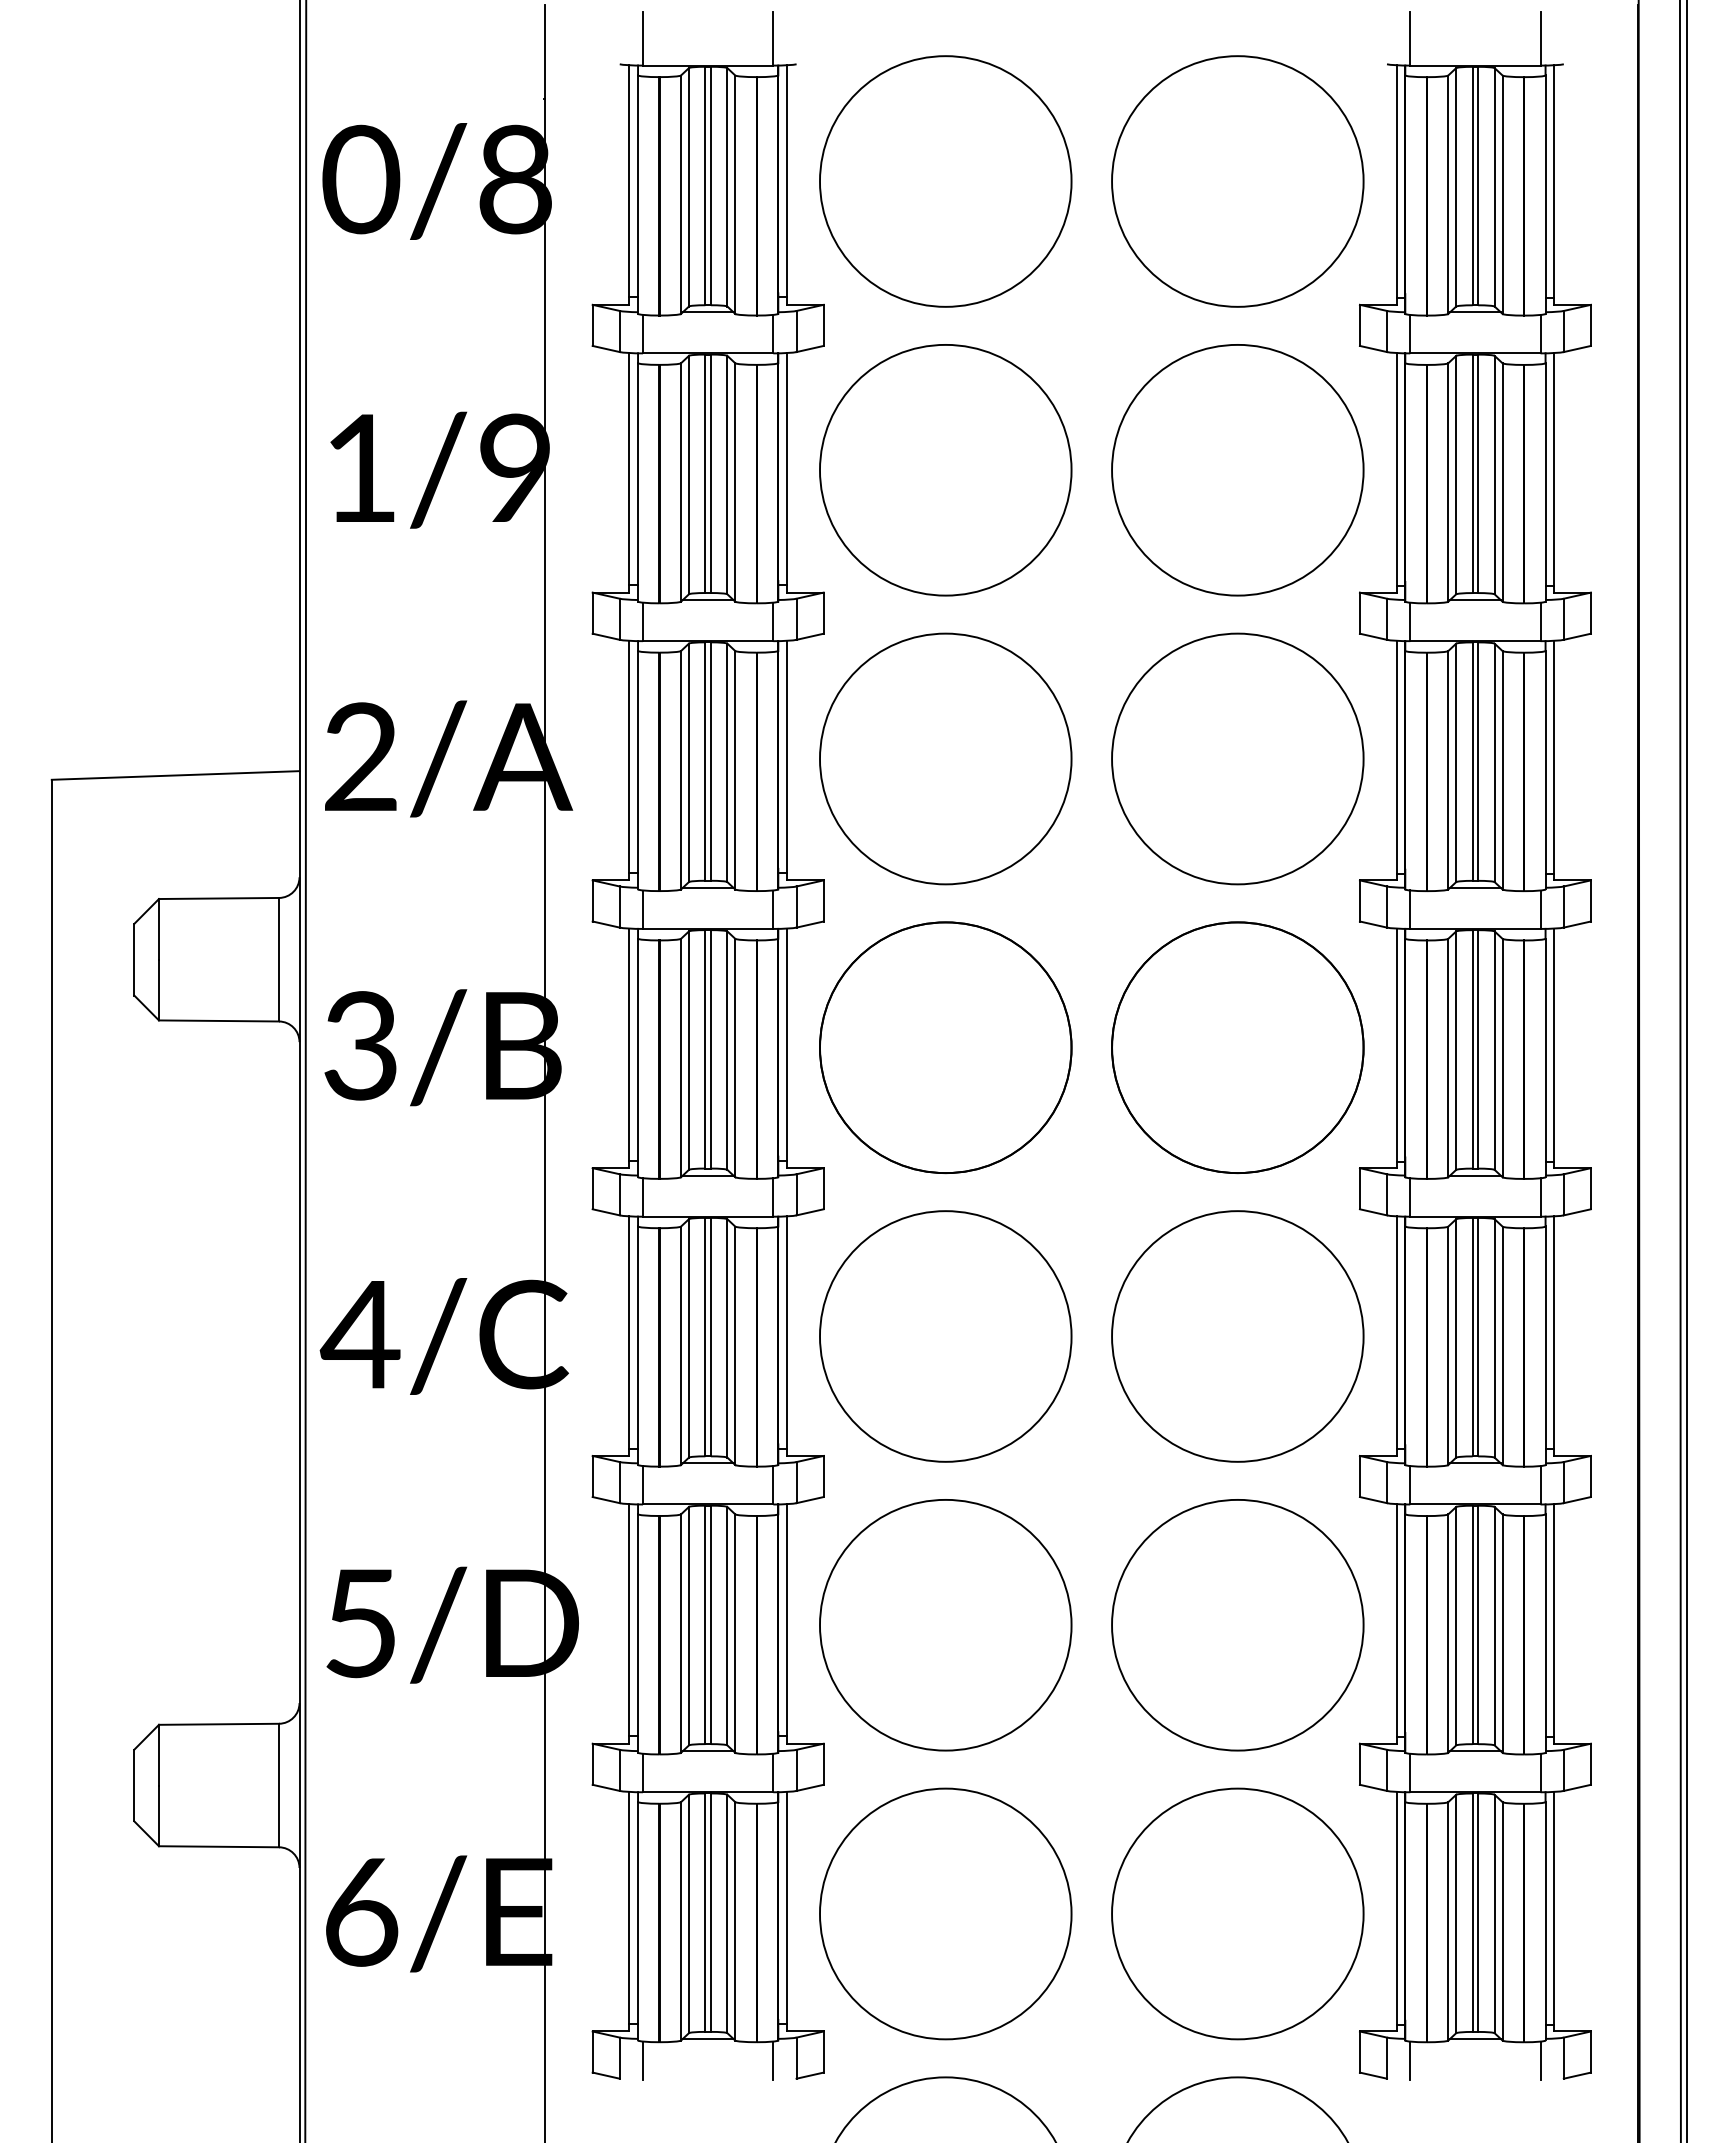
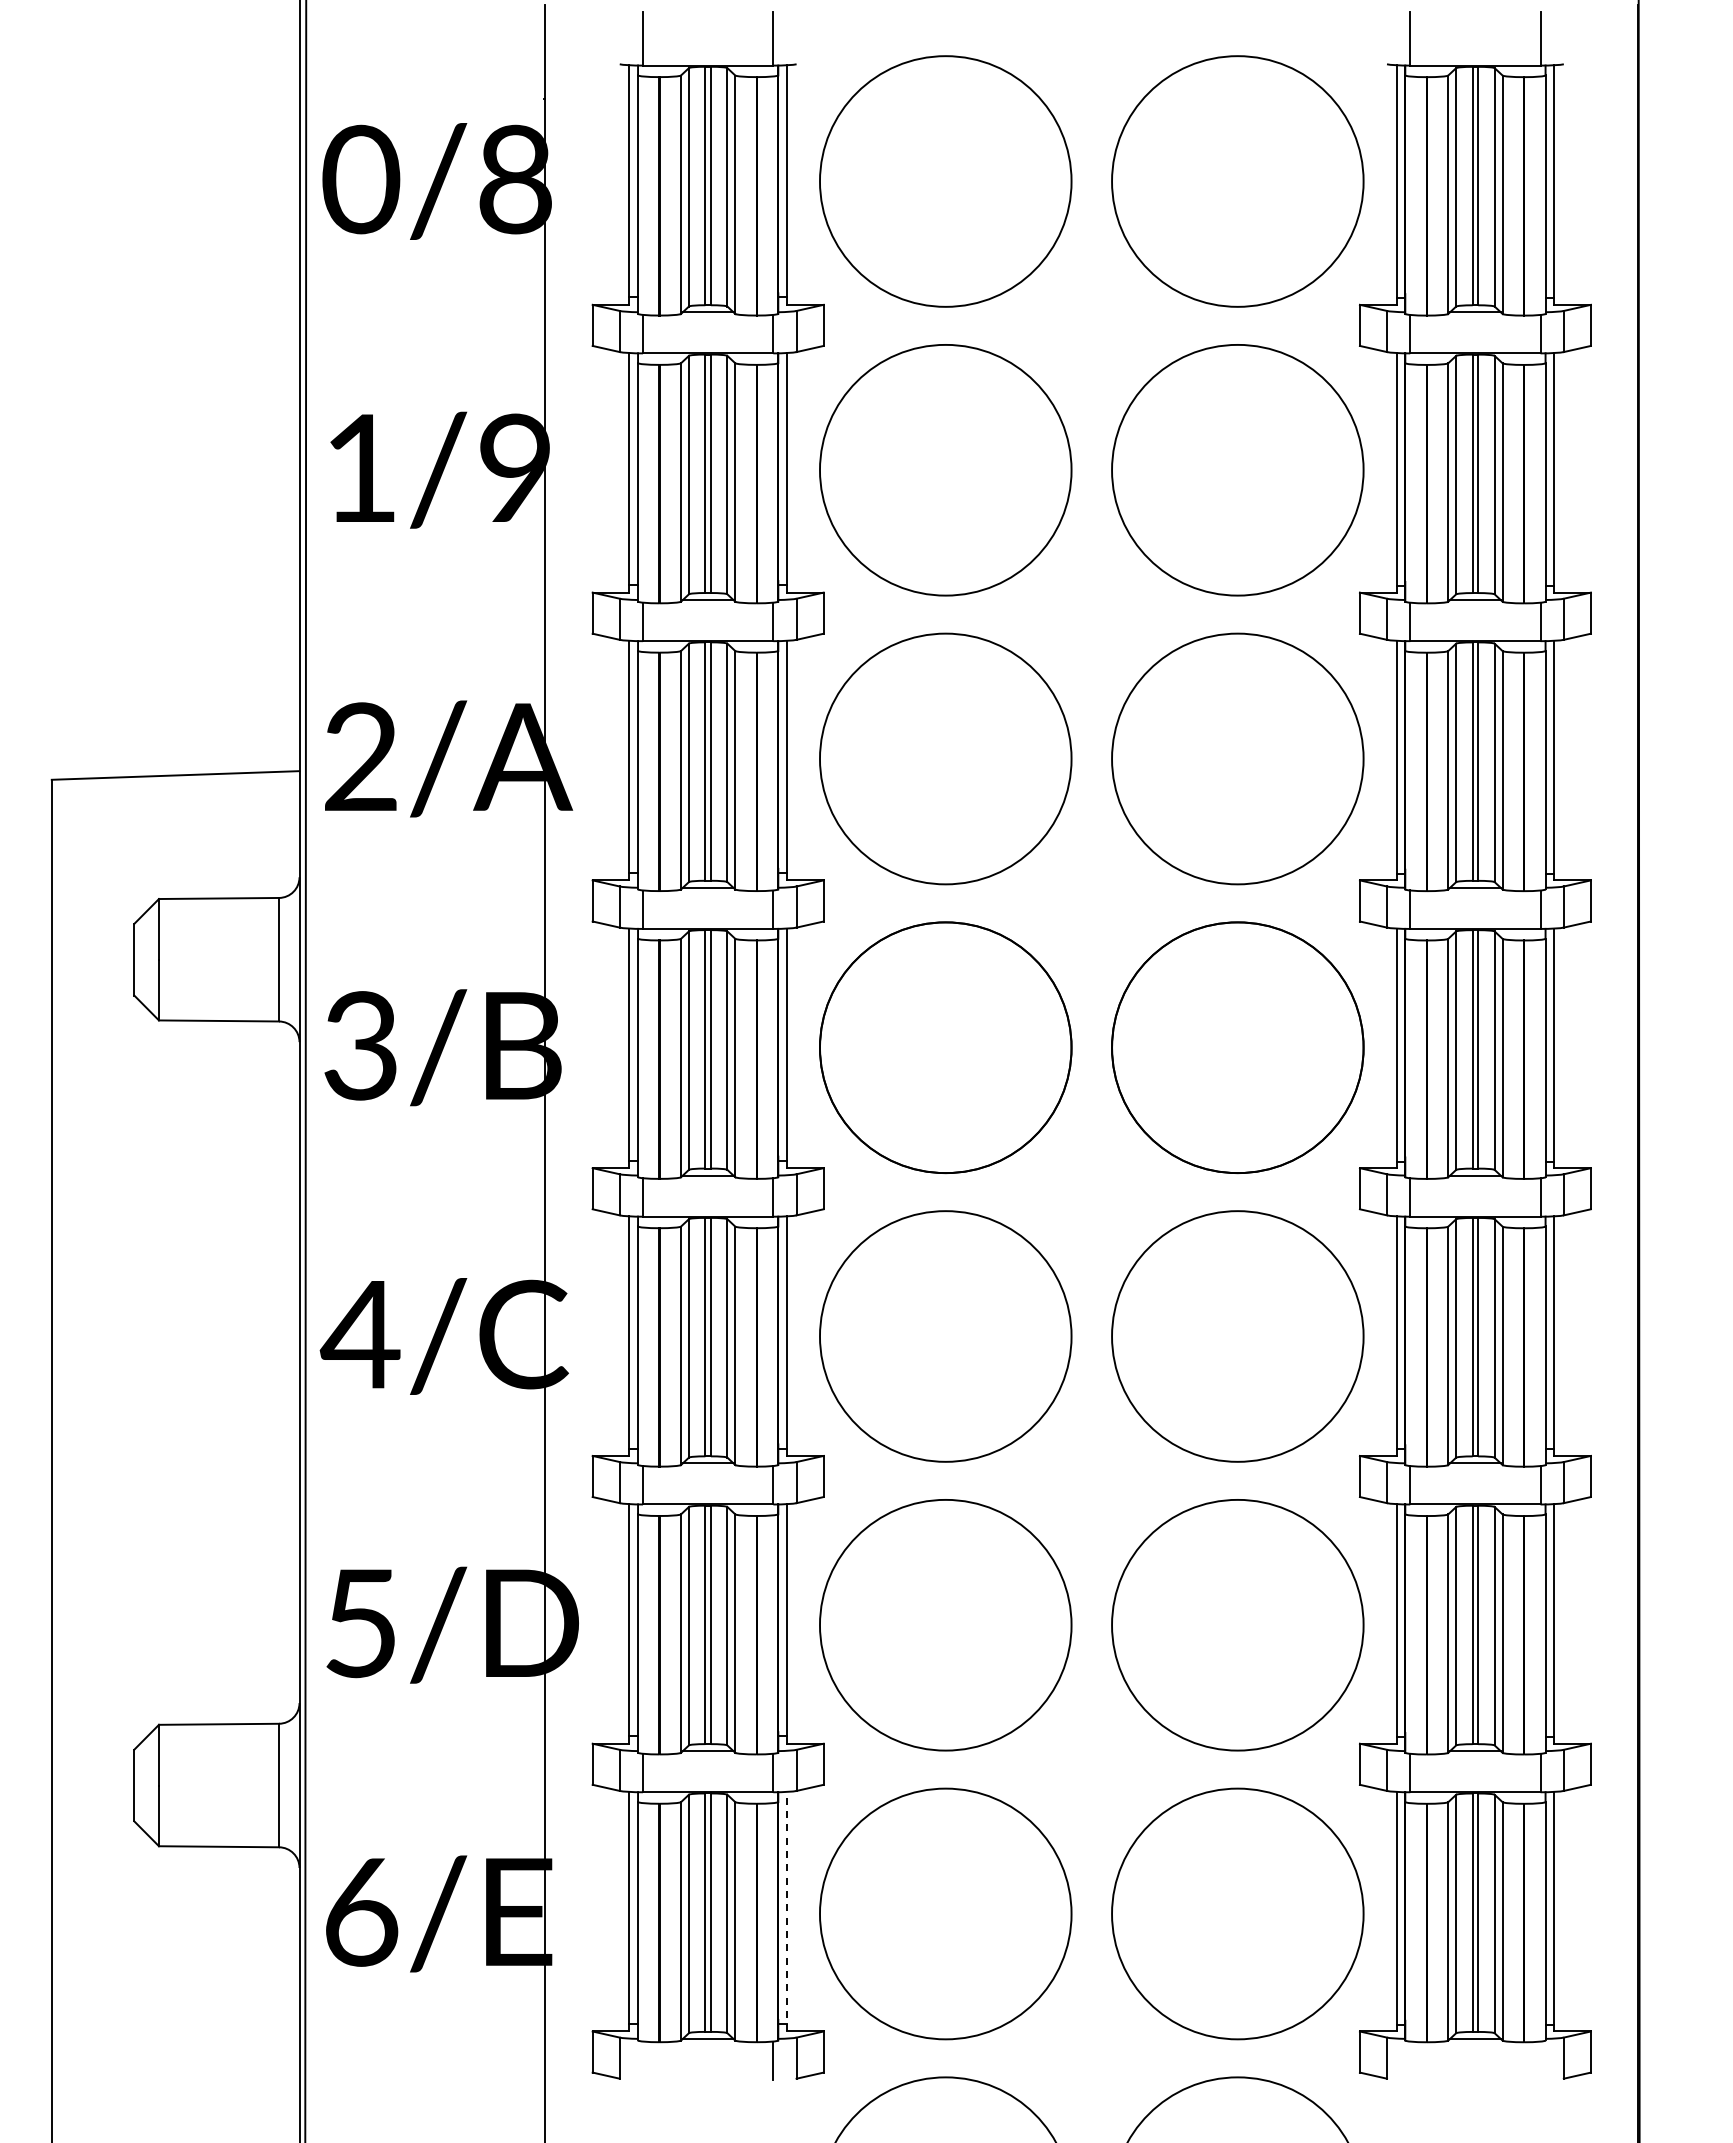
line: present -> none (1679, 1070)
line: present -> none (1686, 1070)
line: solid -> dashed (786, 1911)
line: present -> none (643, 2060)
line: present -> none (1410, 2060)
line: present -> none (1540, 2060)
